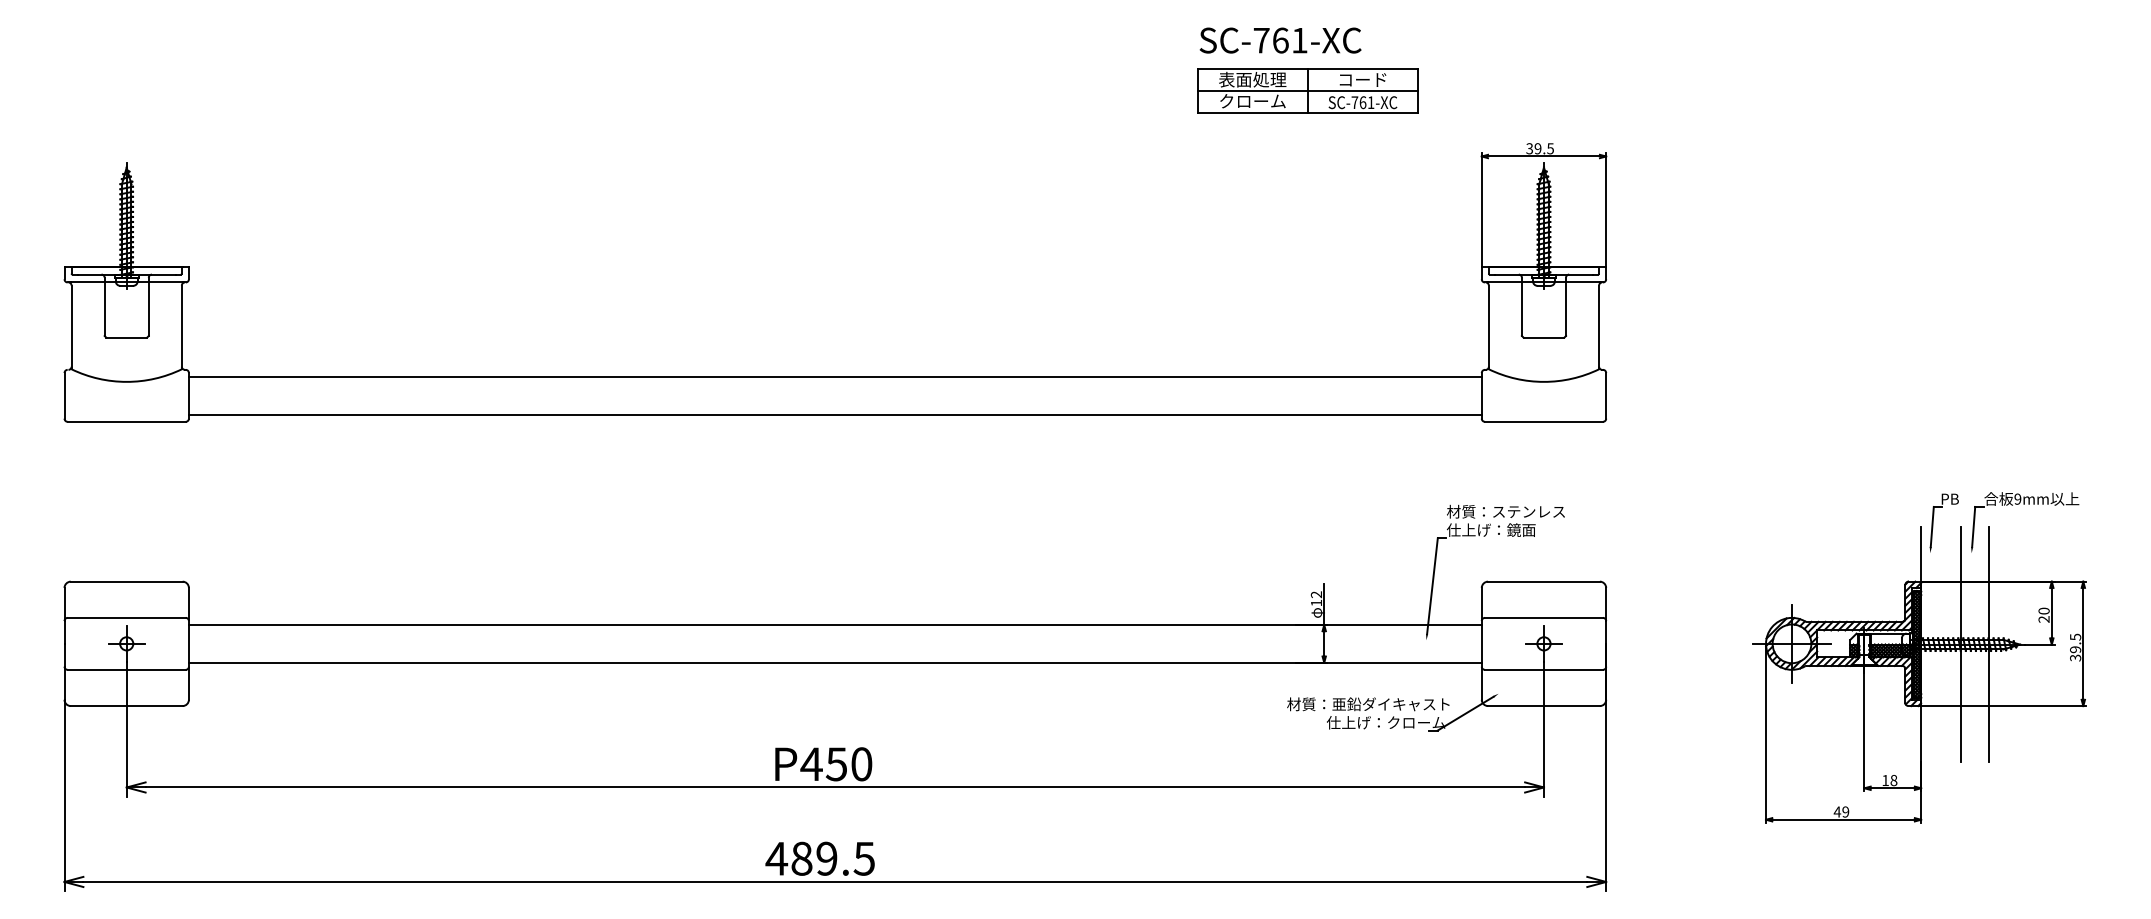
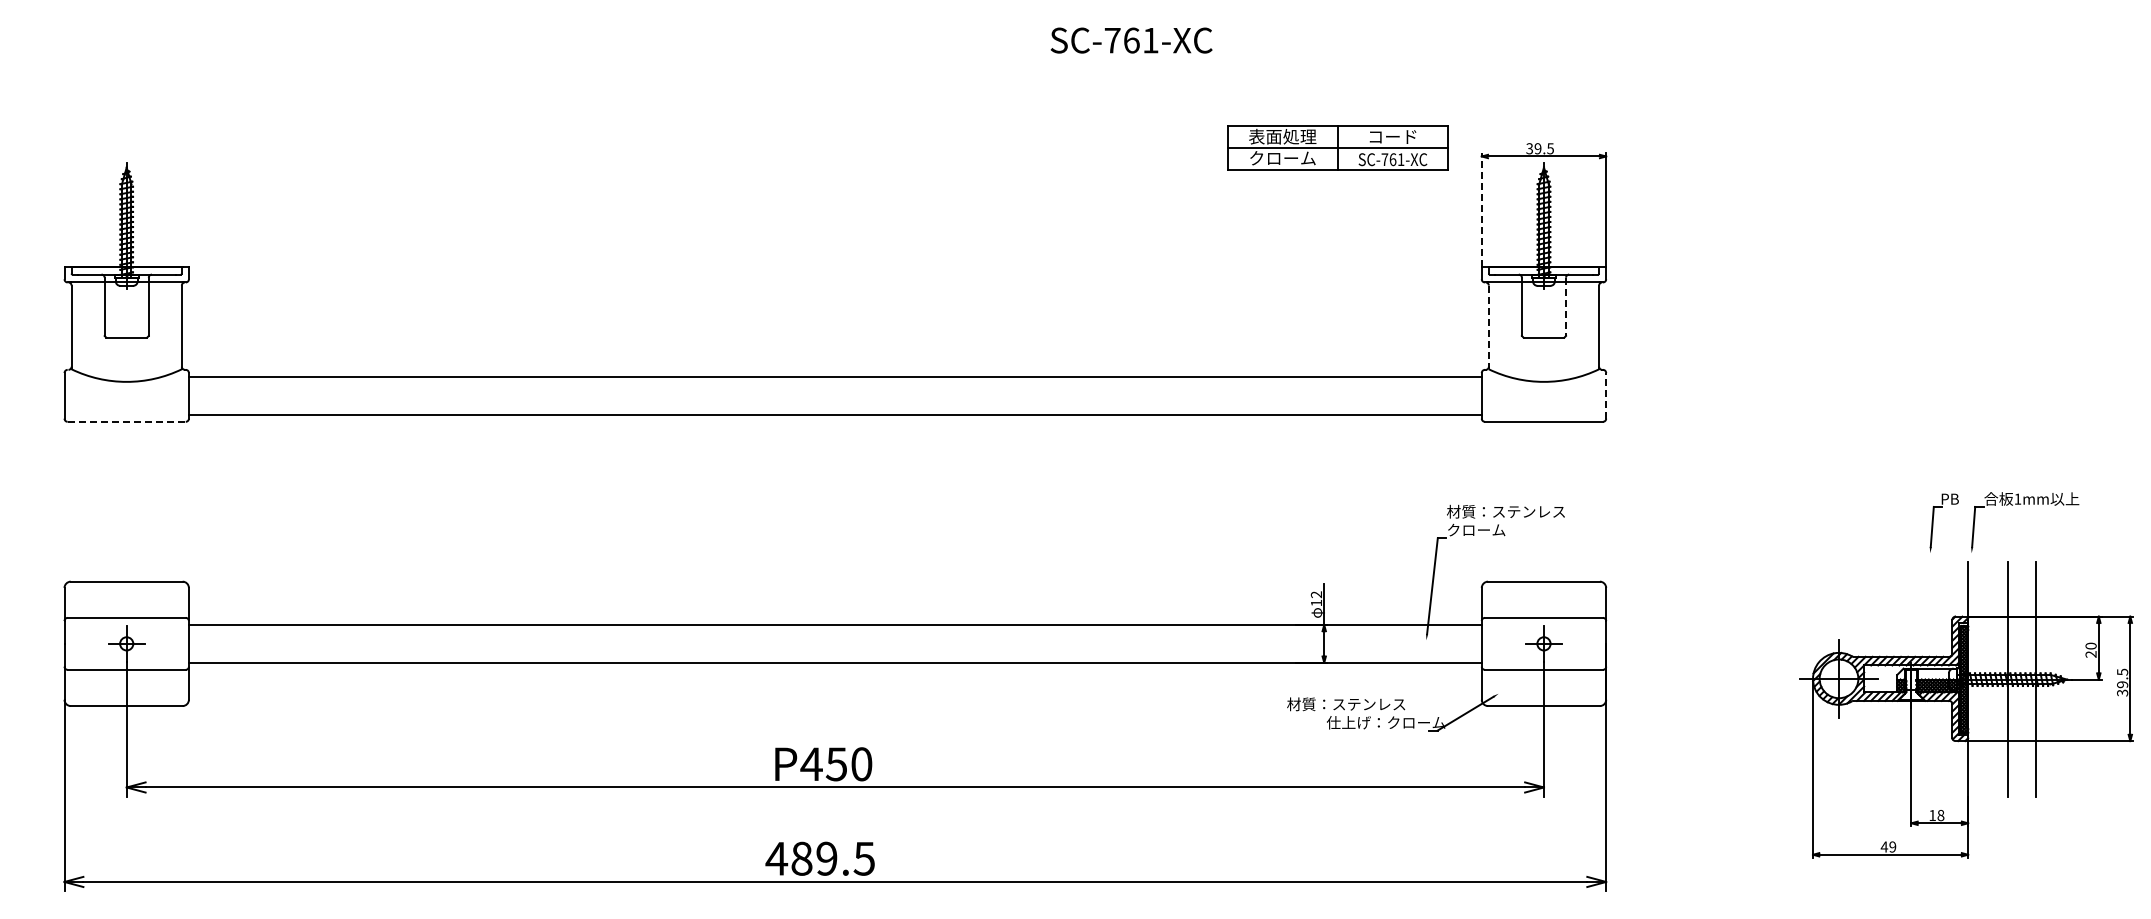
text position: (1280, 40) -> (1131, 40) (1131, 40)
part position: (1307, 90) -> (1337, 147) (1337, 147)
line: solid -> dashed (1481, 210)
line: solid -> dashed (1566, 307)
line: solid -> dashed (1488, 327)
line: solid -> dashed (1606, 395)
line: solid -> dashed (127, 421)
text: 9mm -> 1mm (2017, 498)
text: 仕上げ：鏡面 -> クローム (1490, 529)
part position: (1919, 674) -> (1966, 709) (1966, 709)
text: 材質：亜鉛ダイキャスト -> 材質：ステンレス (1390, 704)
